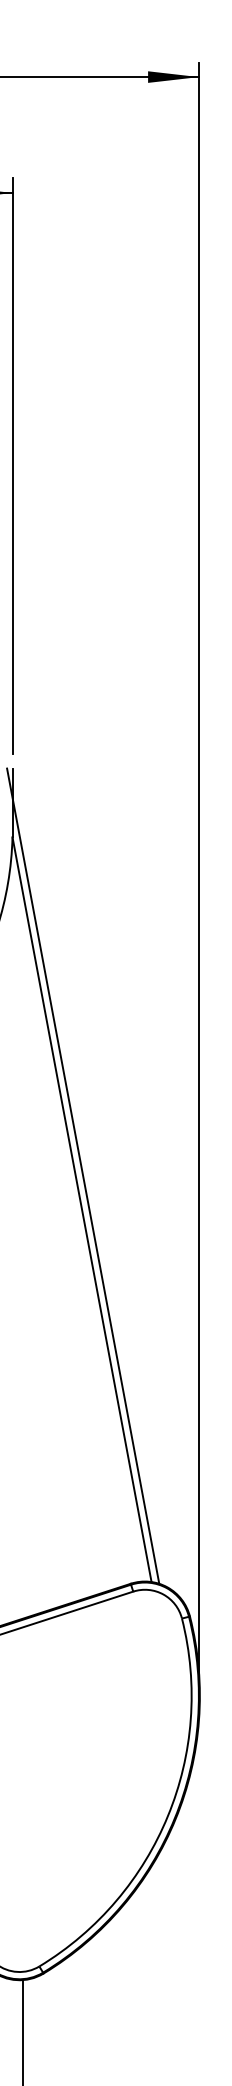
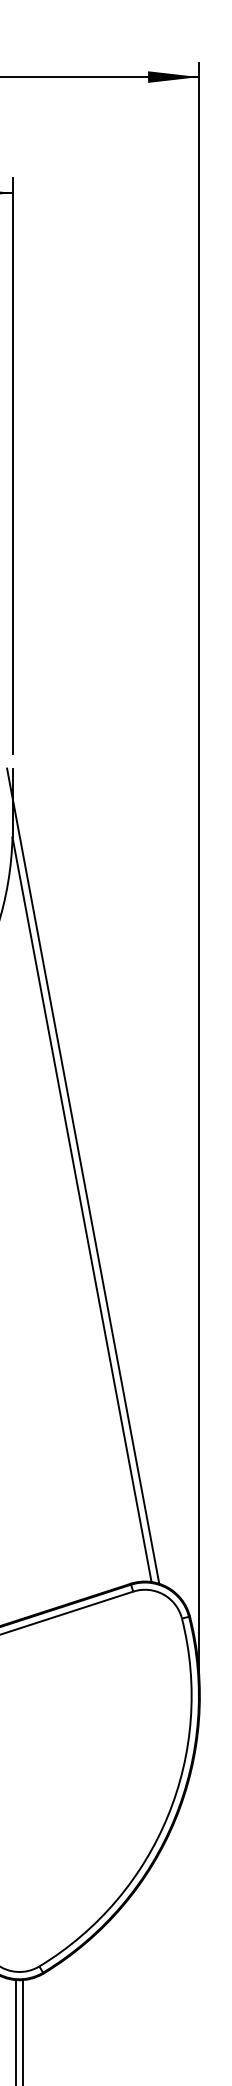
line: none -> present (15, 2031)
